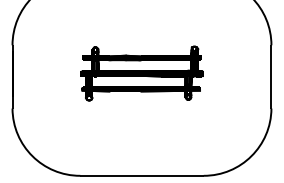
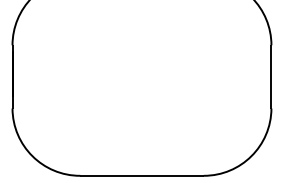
part: present -> none (141, 73)
